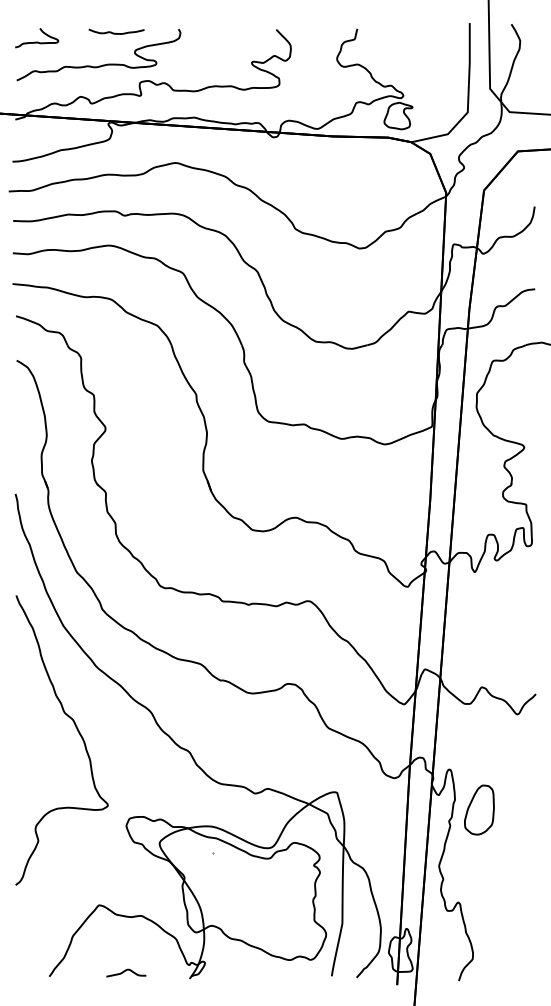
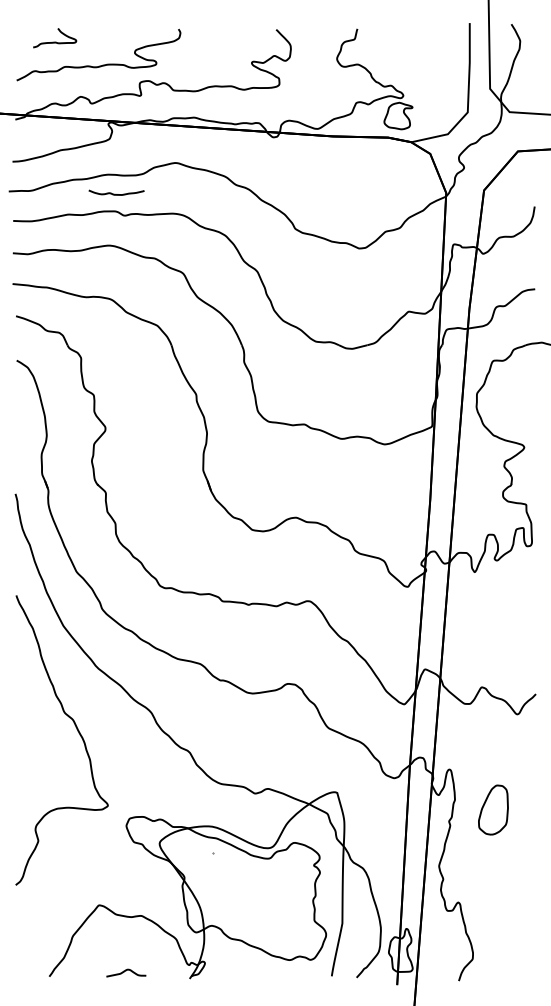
curve position: (115, 32) -> (115, 193) (115, 193)
curve position: (37, 41) -> (55, 41) (55, 41)
part position: (479, 809) -> (493, 809) (493, 809)
